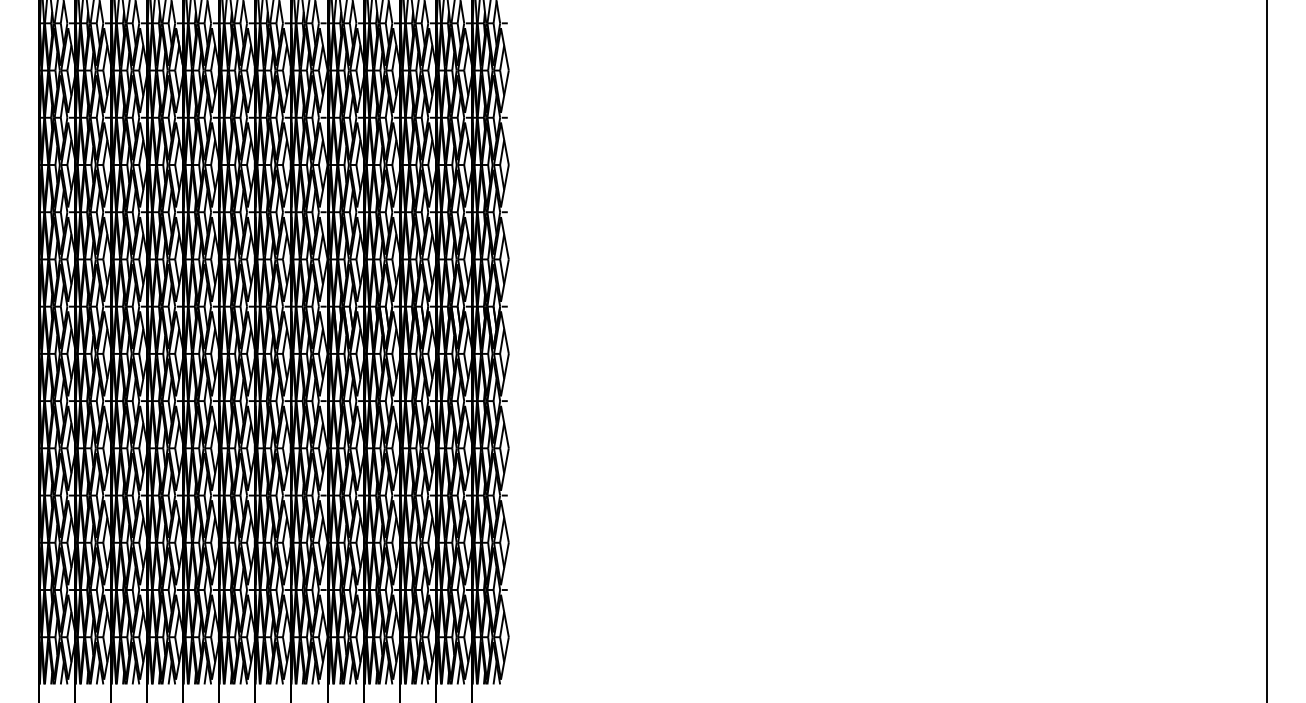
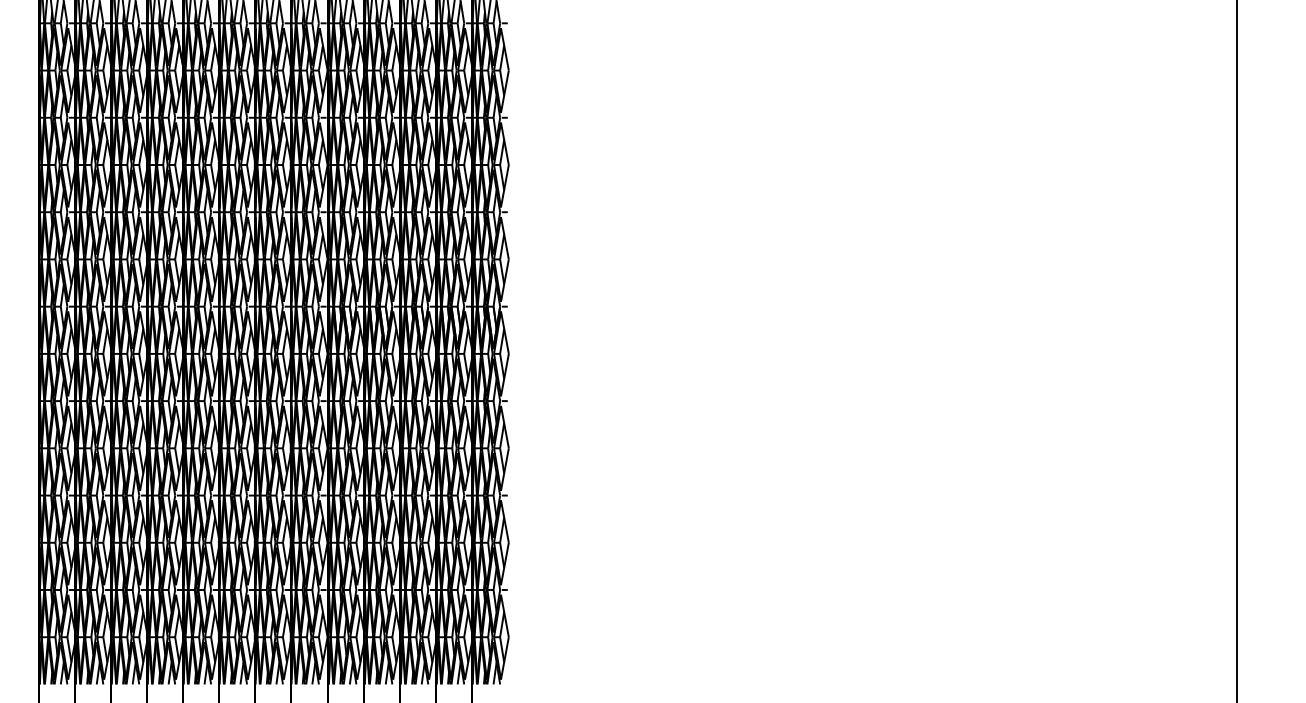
line position: (1266, 350) -> (1236, 350) (1236, 350)
